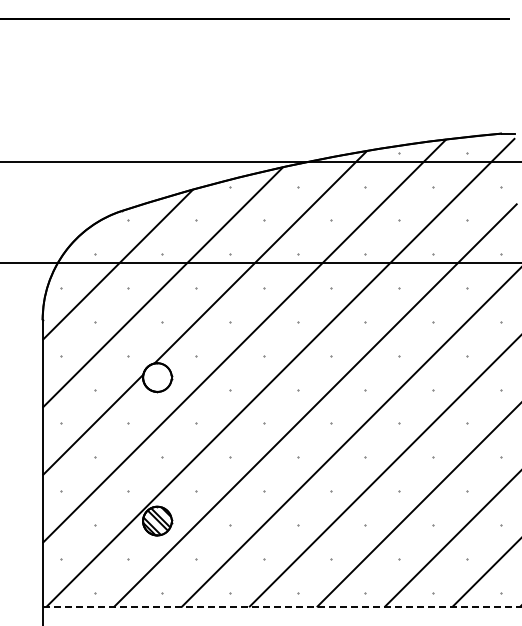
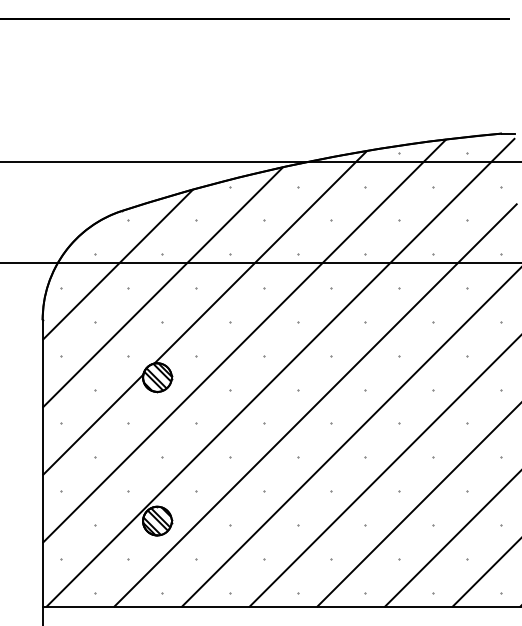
hatch: none -> present (157, 376)
line: dashed -> solid (281, 607)
